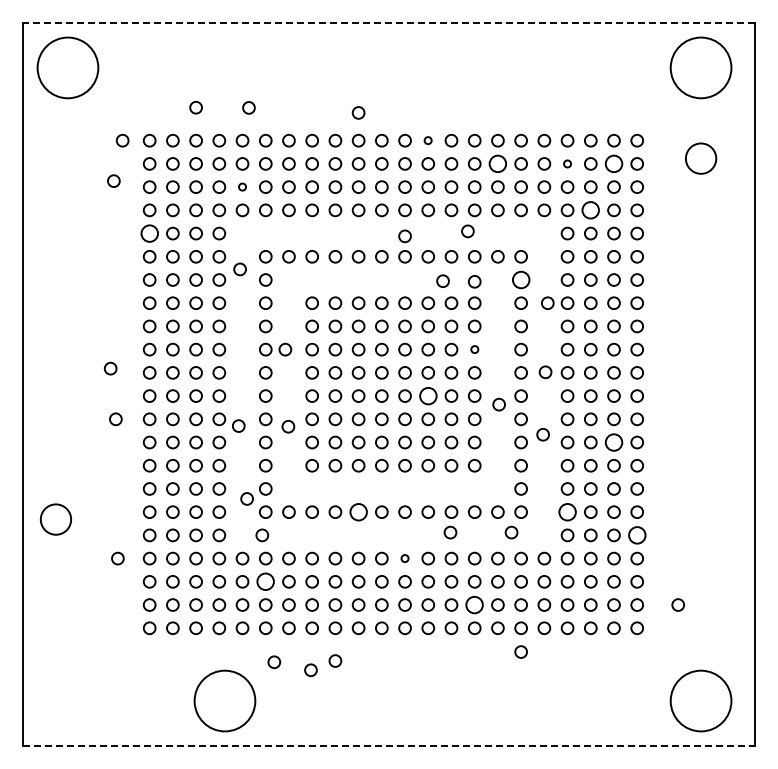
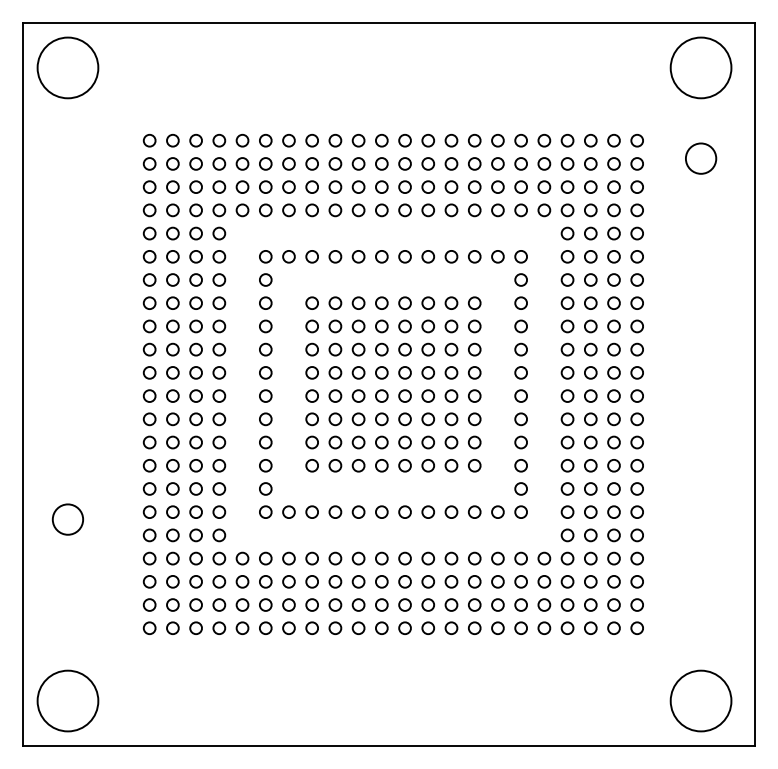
line: dashed -> solid (388, 23)
circle: present -> none (195, 107)
circle: present -> none (248, 107)
circle: present -> none (358, 112)
circle: present -> none (122, 140)
circle size: 10x9 px -> 14x15 px (427, 140)
circle size: 19x19 px -> 14x14 px (497, 163)
circle size: 9x10 px -> 15x14 px (567, 163)
circle size: 20x19 px -> 14x14 px (613, 163)
circle: present -> none (113, 180)
circle size: 9x10 px -> 15x14 px (242, 186)
circle size: 19x19 px -> 14x15 px (590, 210)
circle: present -> none (467, 231)
circle size: 19x19 px -> 15x15 px (149, 233)
circle: present -> none (404, 236)
circle: present -> none (239, 269)
circle size: 19x20 px -> 14x14 px (520, 279)
circle: present -> none (442, 280)
circle: present -> none (474, 281)
circle: present -> none (547, 302)
circle: present -> none (285, 349)
circle size: 10x9 px -> 14x15 px (474, 349)
circle: present -> none (110, 368)
circle: present -> none (545, 372)
circle size: 19x19 px -> 14x14 px (427, 395)
circle: present -> none (498, 404)
circle: present -> none (115, 419)
circle: present -> none (238, 425)
circle: present -> none (288, 426)
circle: present -> none (542, 434)
circle size: 20x19 px -> 14x15 px (613, 442)
circle: present -> none (246, 498)
circle size: 19x19 px -> 15x14 px (358, 511)
circle size: 19x19 px -> 15x14 px (567, 511)
circle position: (55, 519) -> (67, 519) (67, 519)
circle: present -> none (450, 532)
circle: present -> none (511, 532)
circle: present -> none (262, 535)
circle size: 19x19 px -> 14x15 px (636, 535)
circle: present -> none (117, 558)
circle size: 10x9 px -> 14x15 px (404, 558)
circle size: 19x19 px -> 14x14 px (265, 581)
circle: present -> none (677, 604)
circle size: 19x19 px -> 14x14 px (474, 604)
circle: present -> none (520, 651)
circle: present -> none (335, 660)
circle: present -> none (274, 661)
circle: present -> none (310, 669)
circle position: (224, 700) -> (67, 700) (67, 700)
line: dashed -> solid (388, 745)
